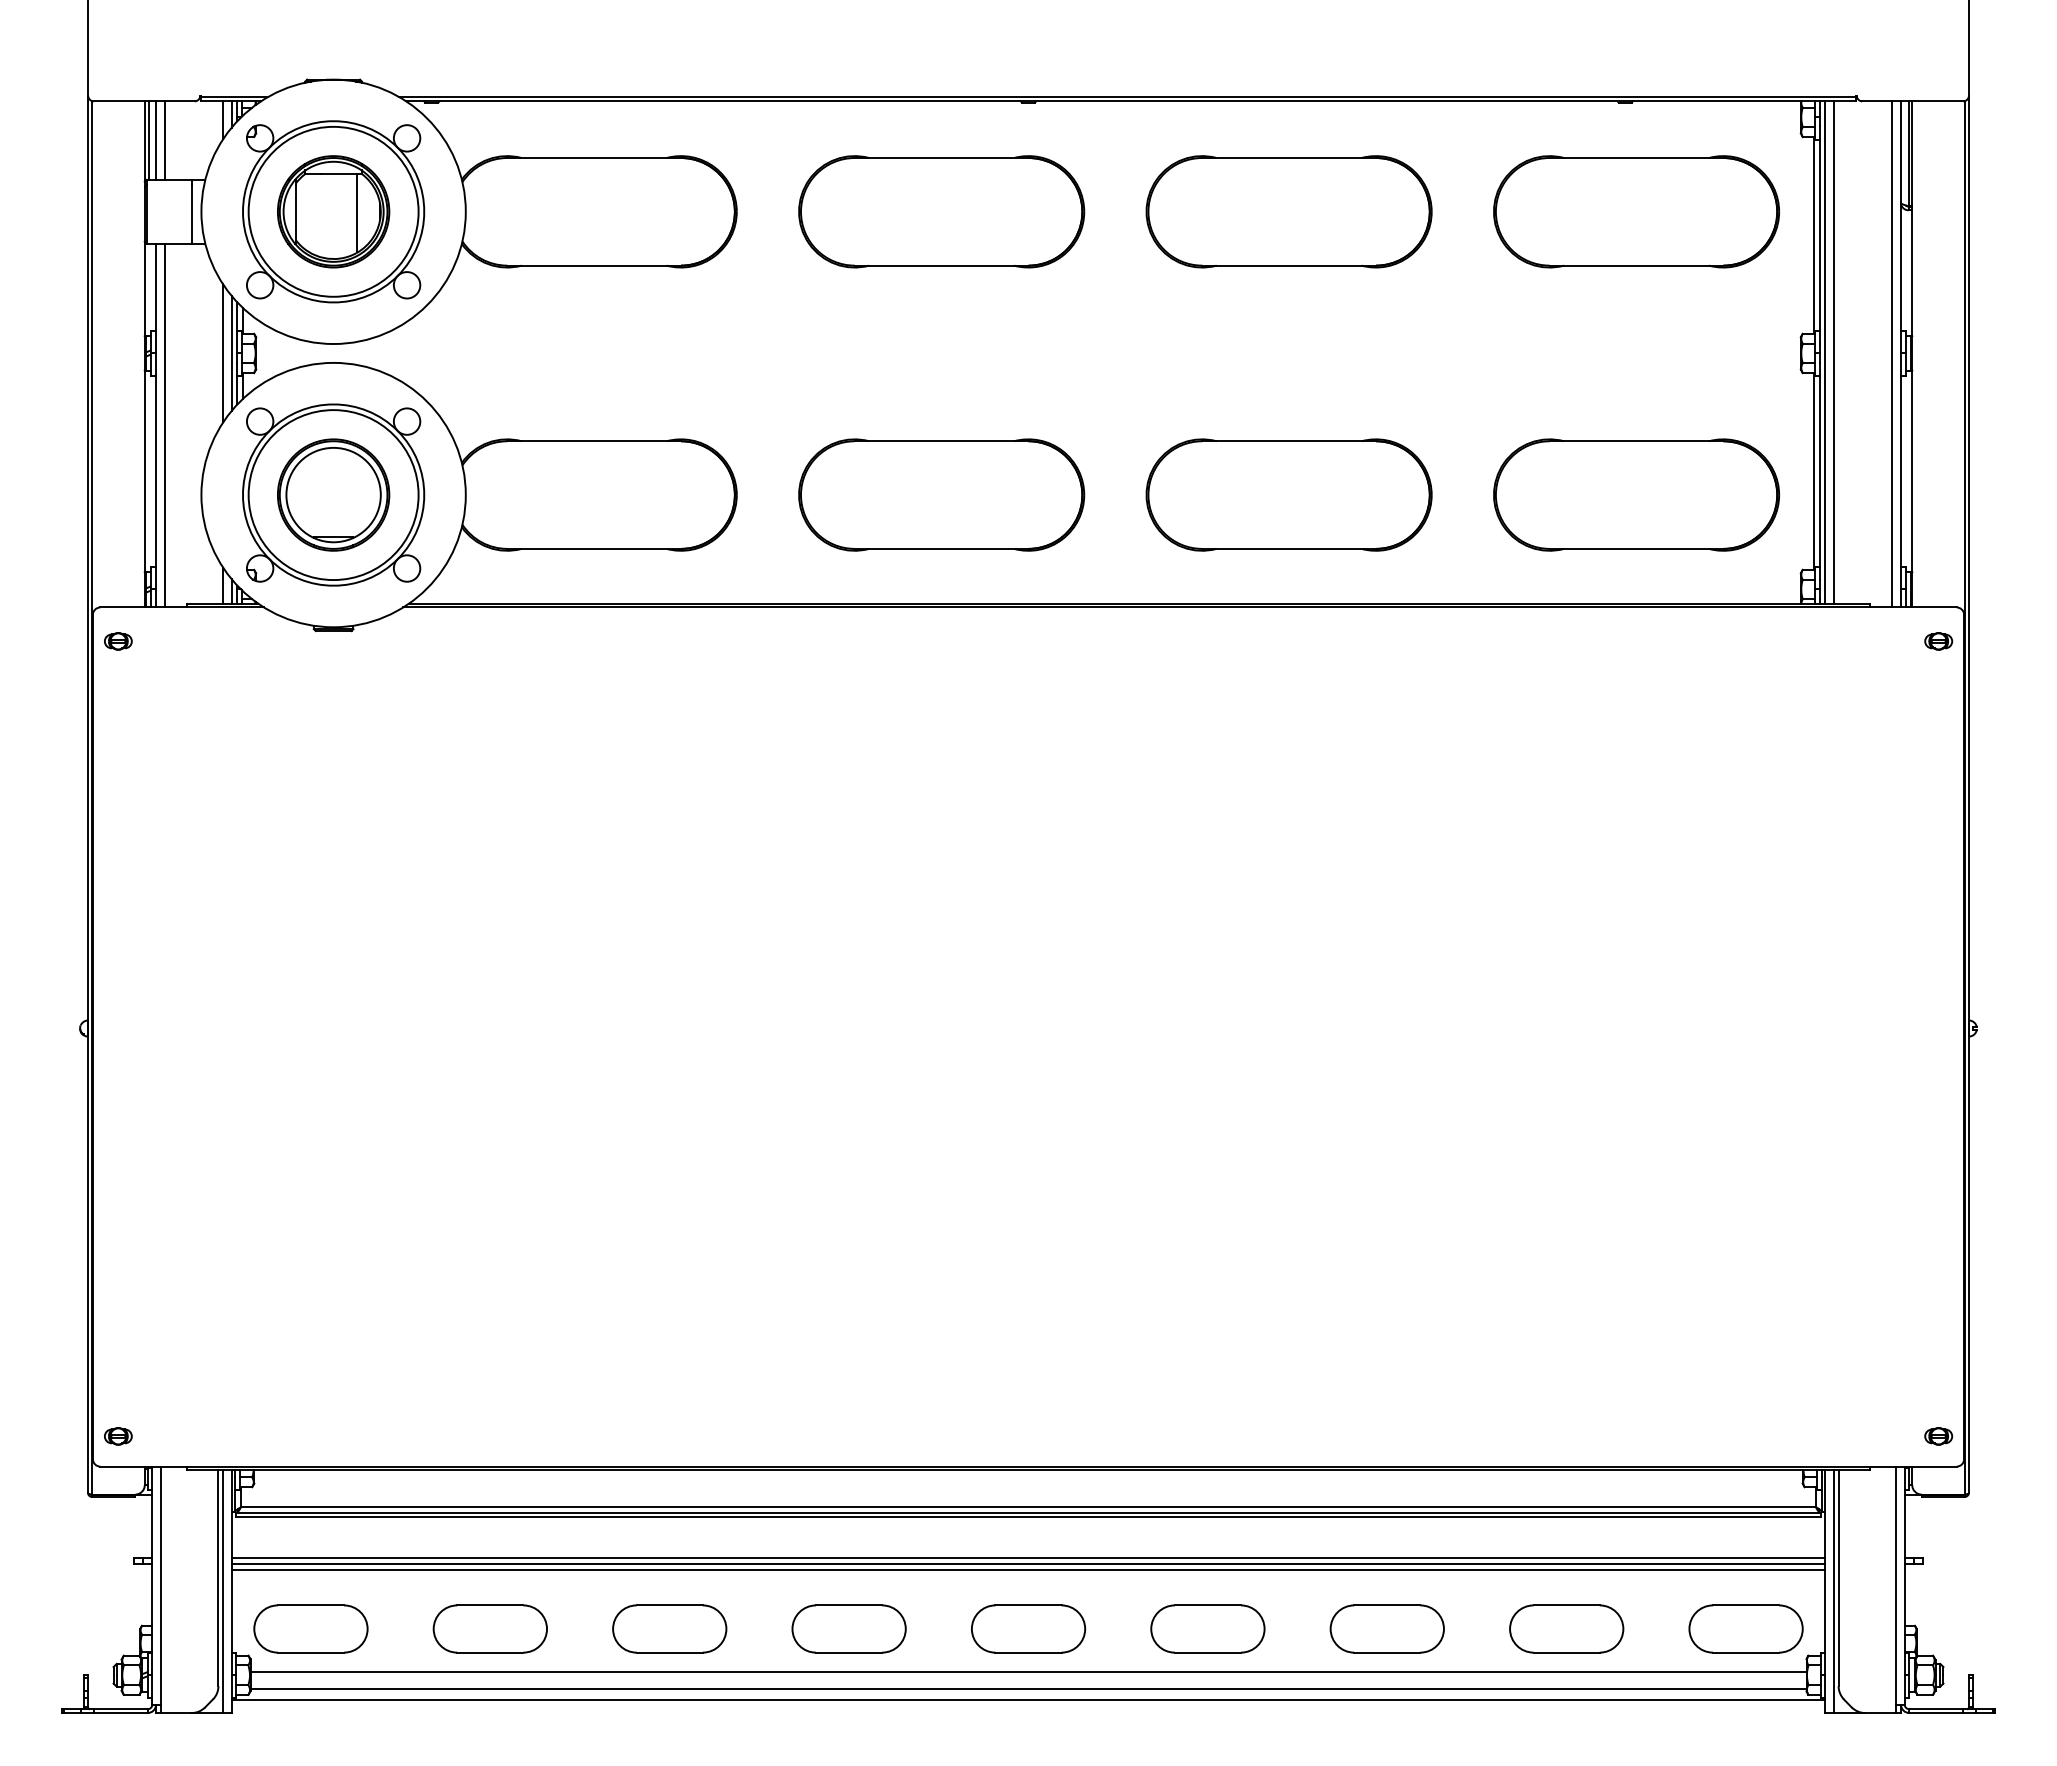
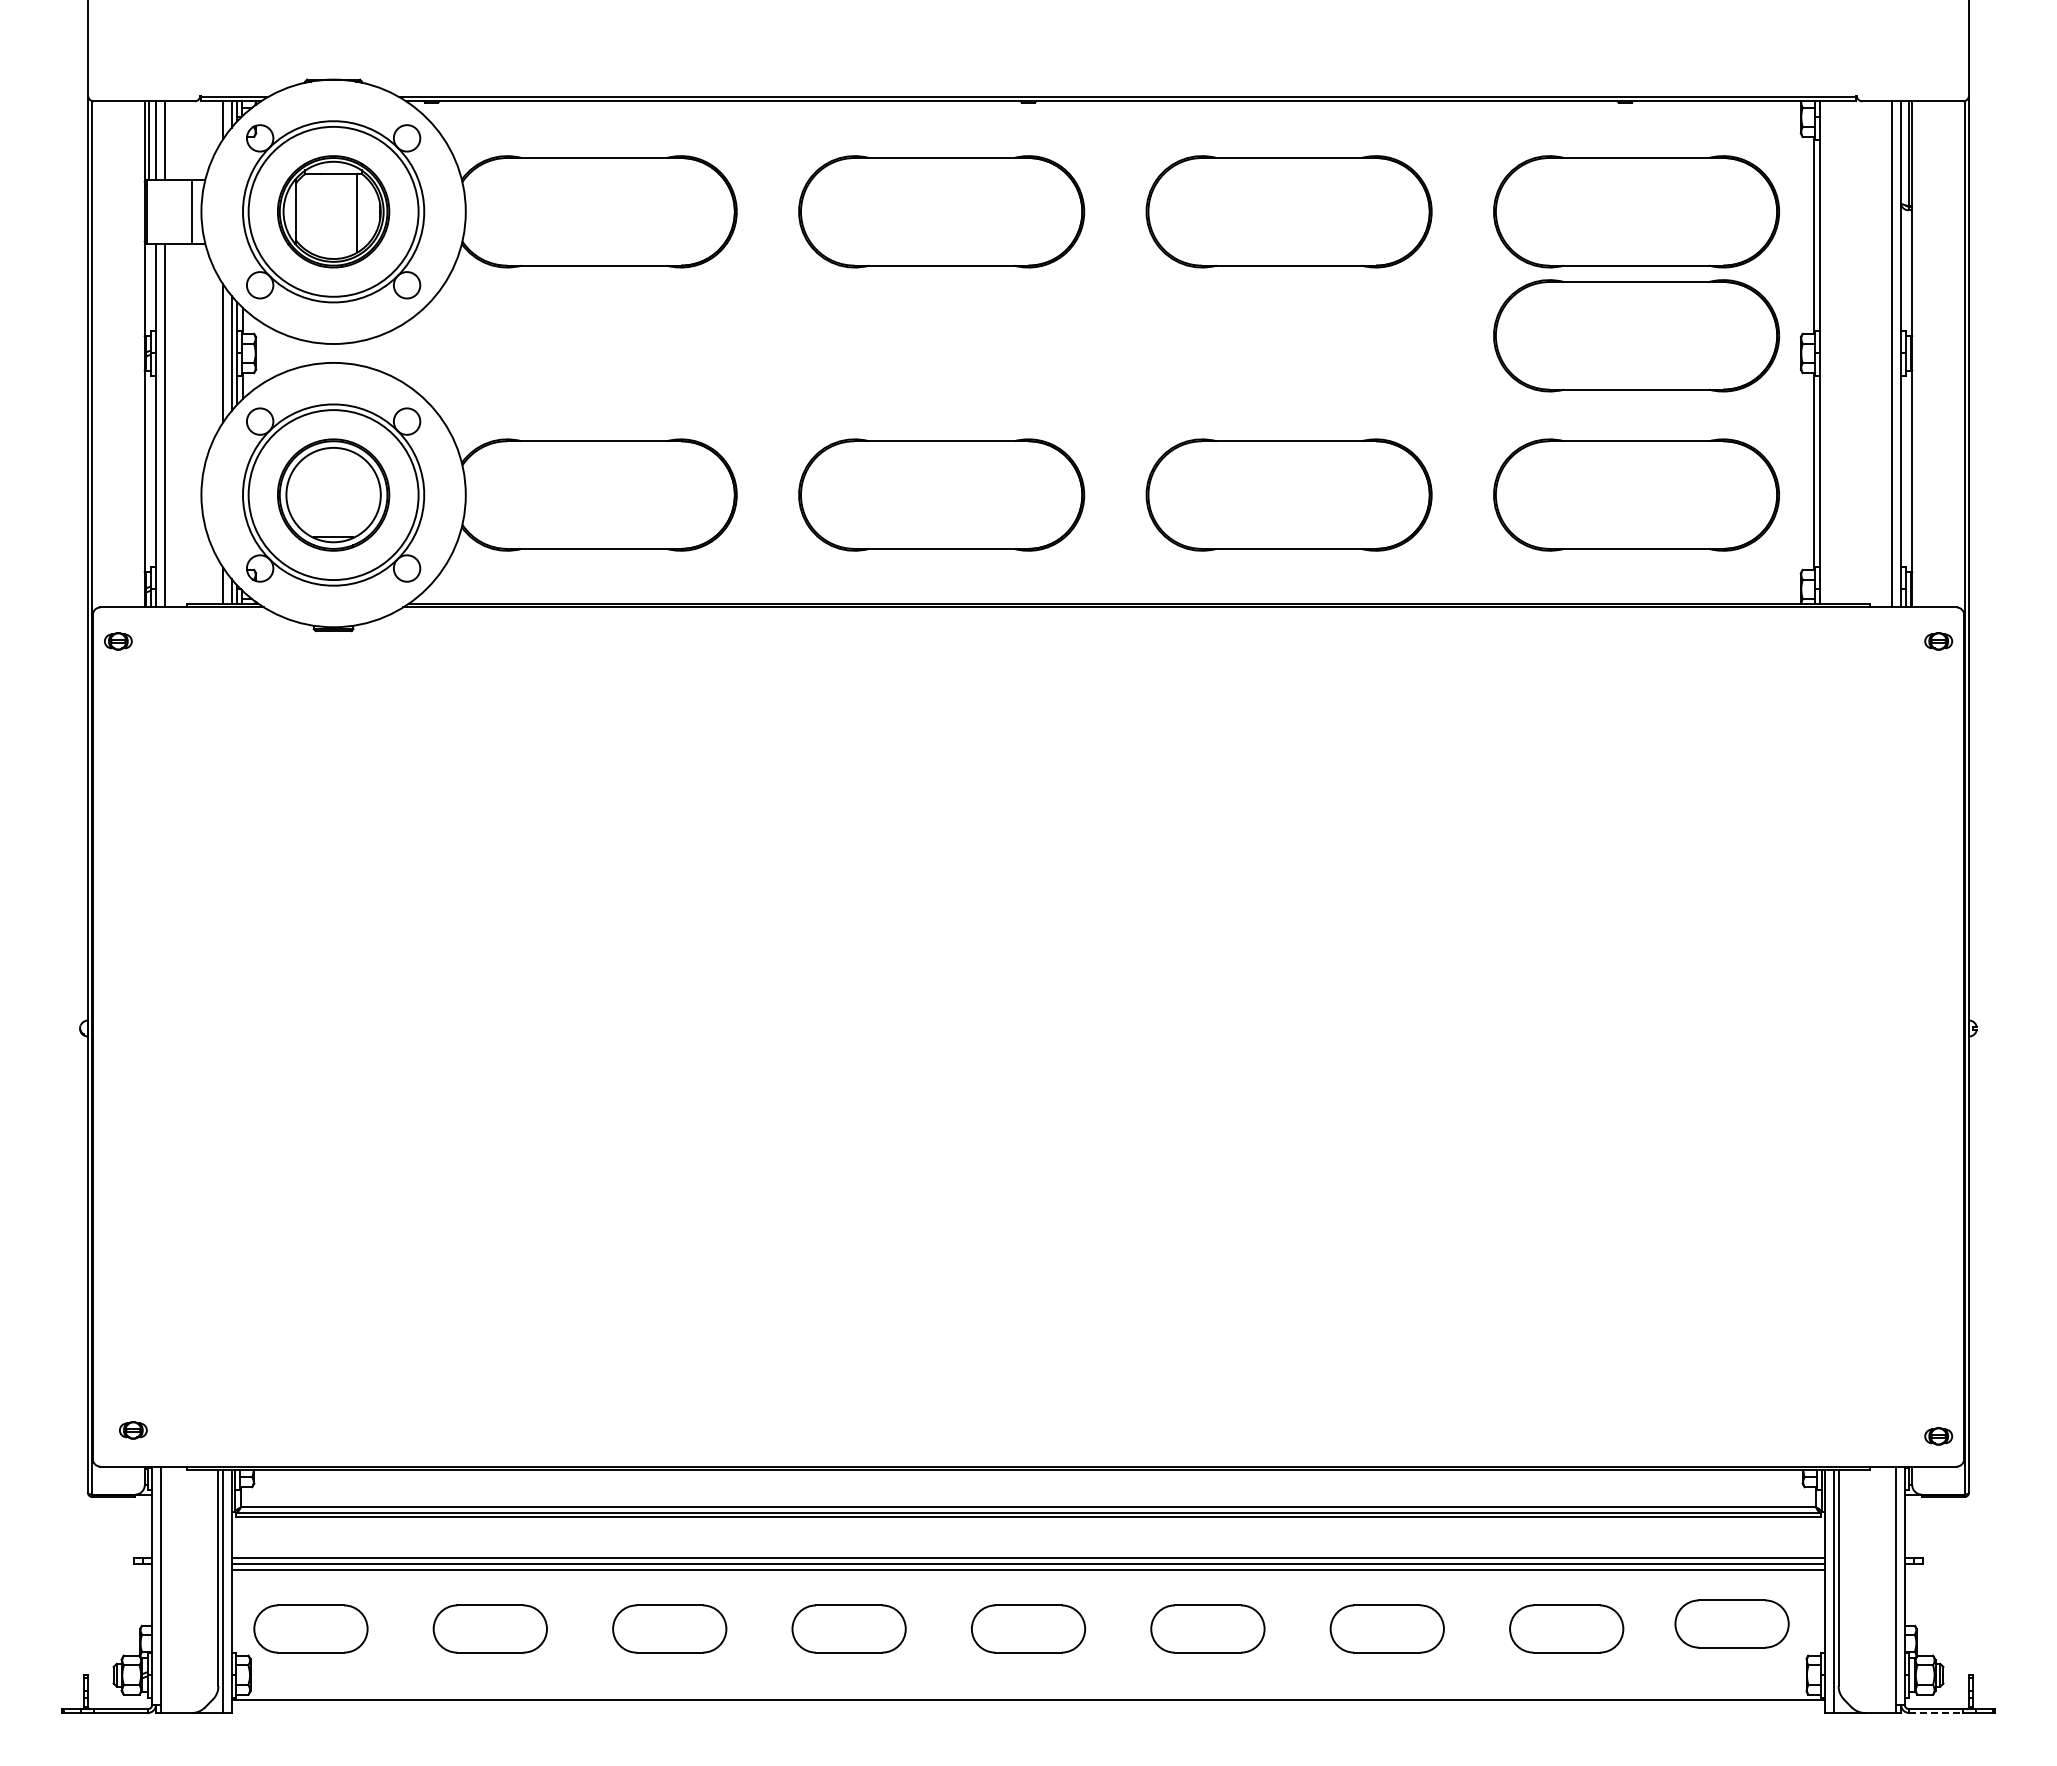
part: none -> present (1636, 335)
line: present -> none (1825, 352)
line: present -> none (1833, 352)
part position: (118, 1436) -> (133, 1430) (133, 1430)
part position: (1745, 1628) -> (1731, 1623) (1731, 1623)
line: present -> none (1028, 1671)
line: present -> none (1028, 1688)
line: solid -> dashed (1936, 1713)
